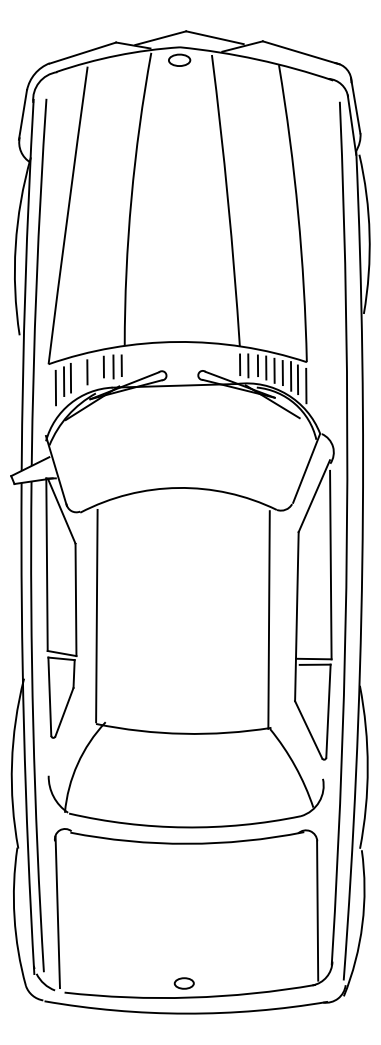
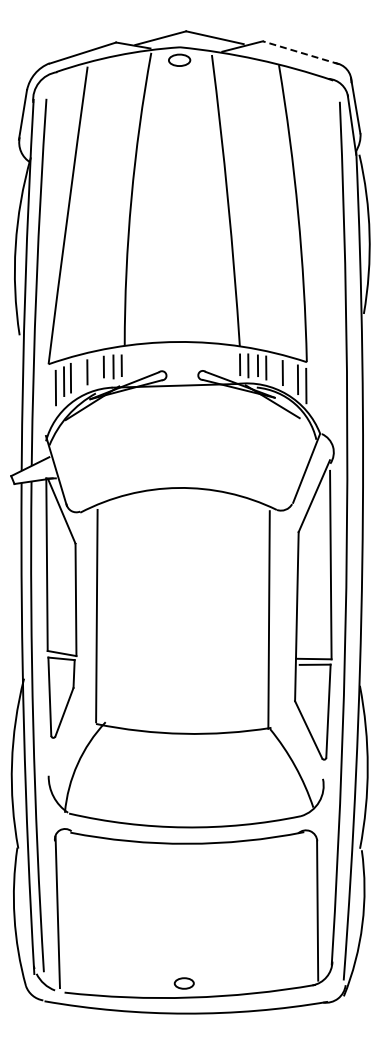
line: solid -> dashed (301, 52)
line: present -> none (274, 370)
line: present -> none (290, 376)
